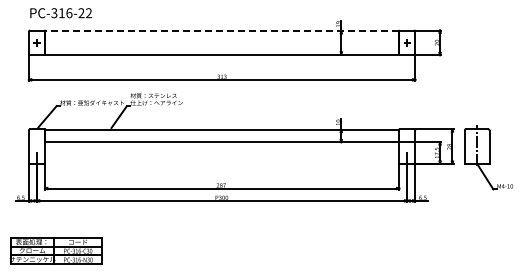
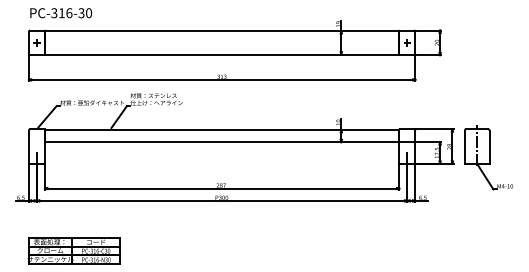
text: PC-316-22 -> PC-316-30 (85, 13)
line: dashed -> solid (221, 31)
part position: (55, 250) -> (73, 250) (73, 250)
